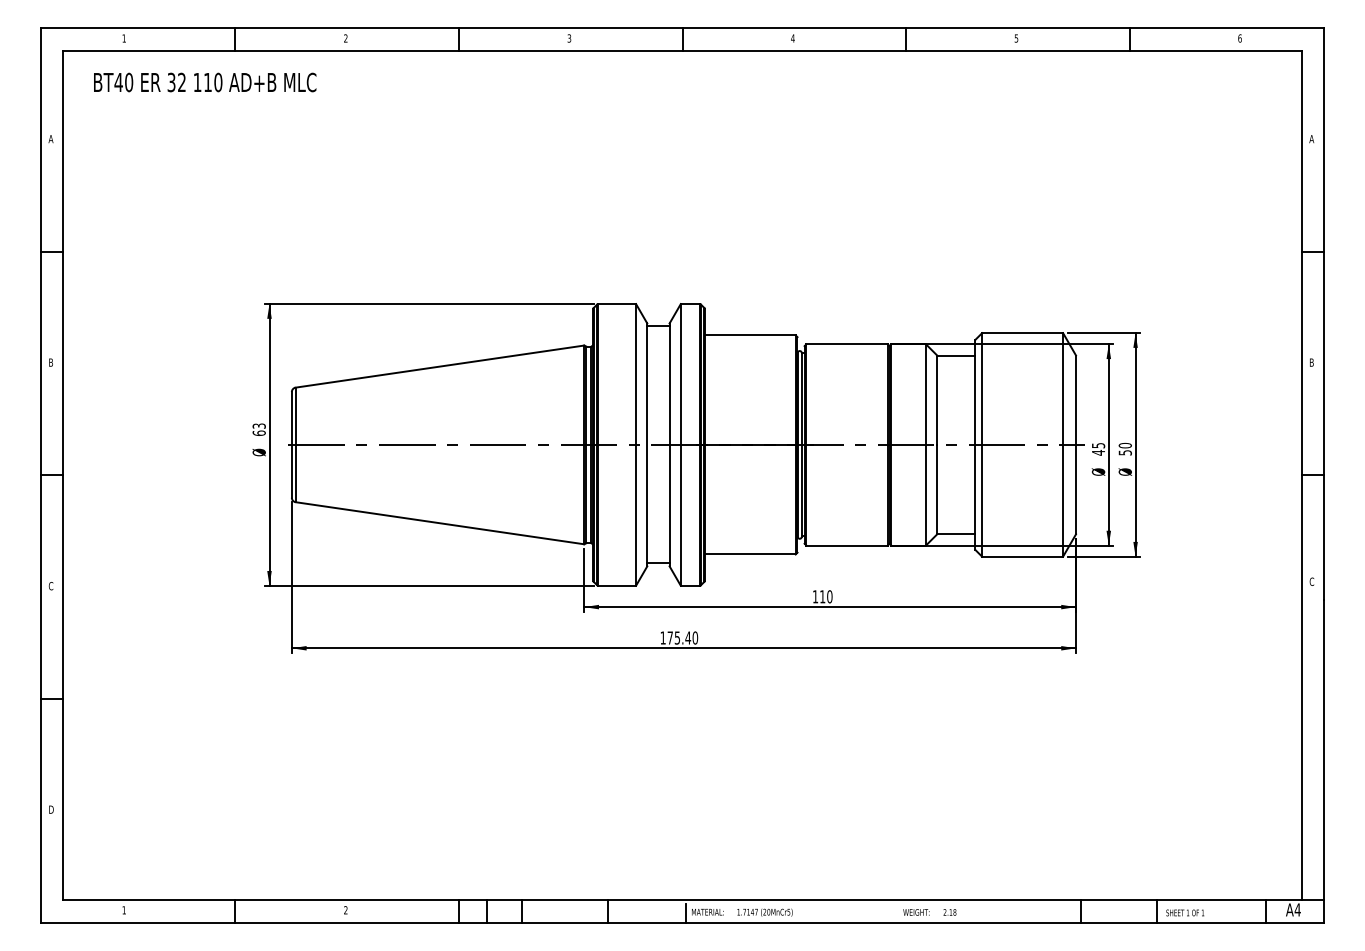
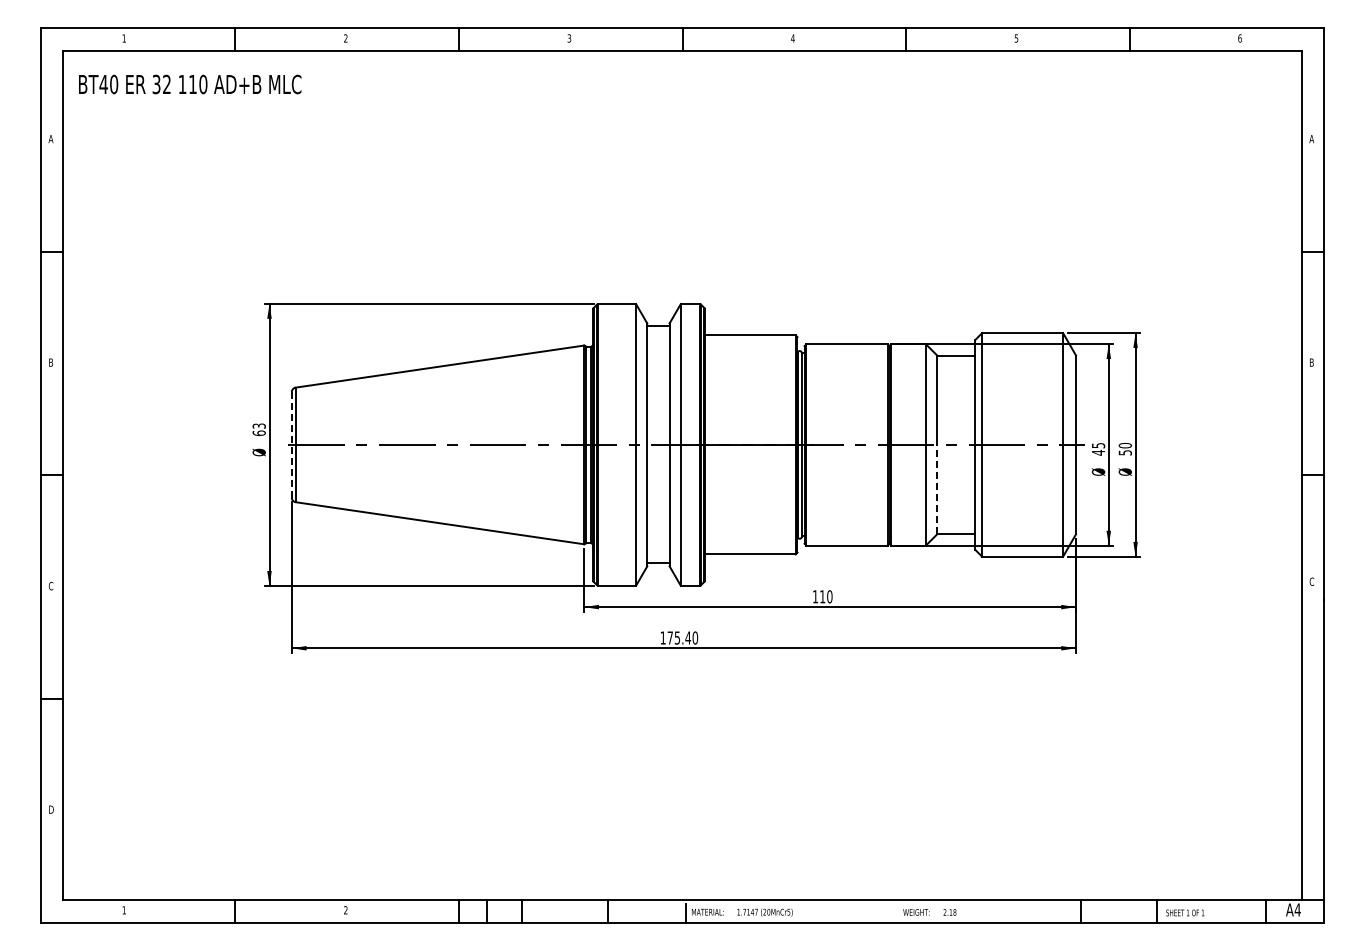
text position: (205, 82) -> (190, 84) (190, 84)
line: solid -> dashed (291, 444)
line: solid -> dashed (937, 489)
